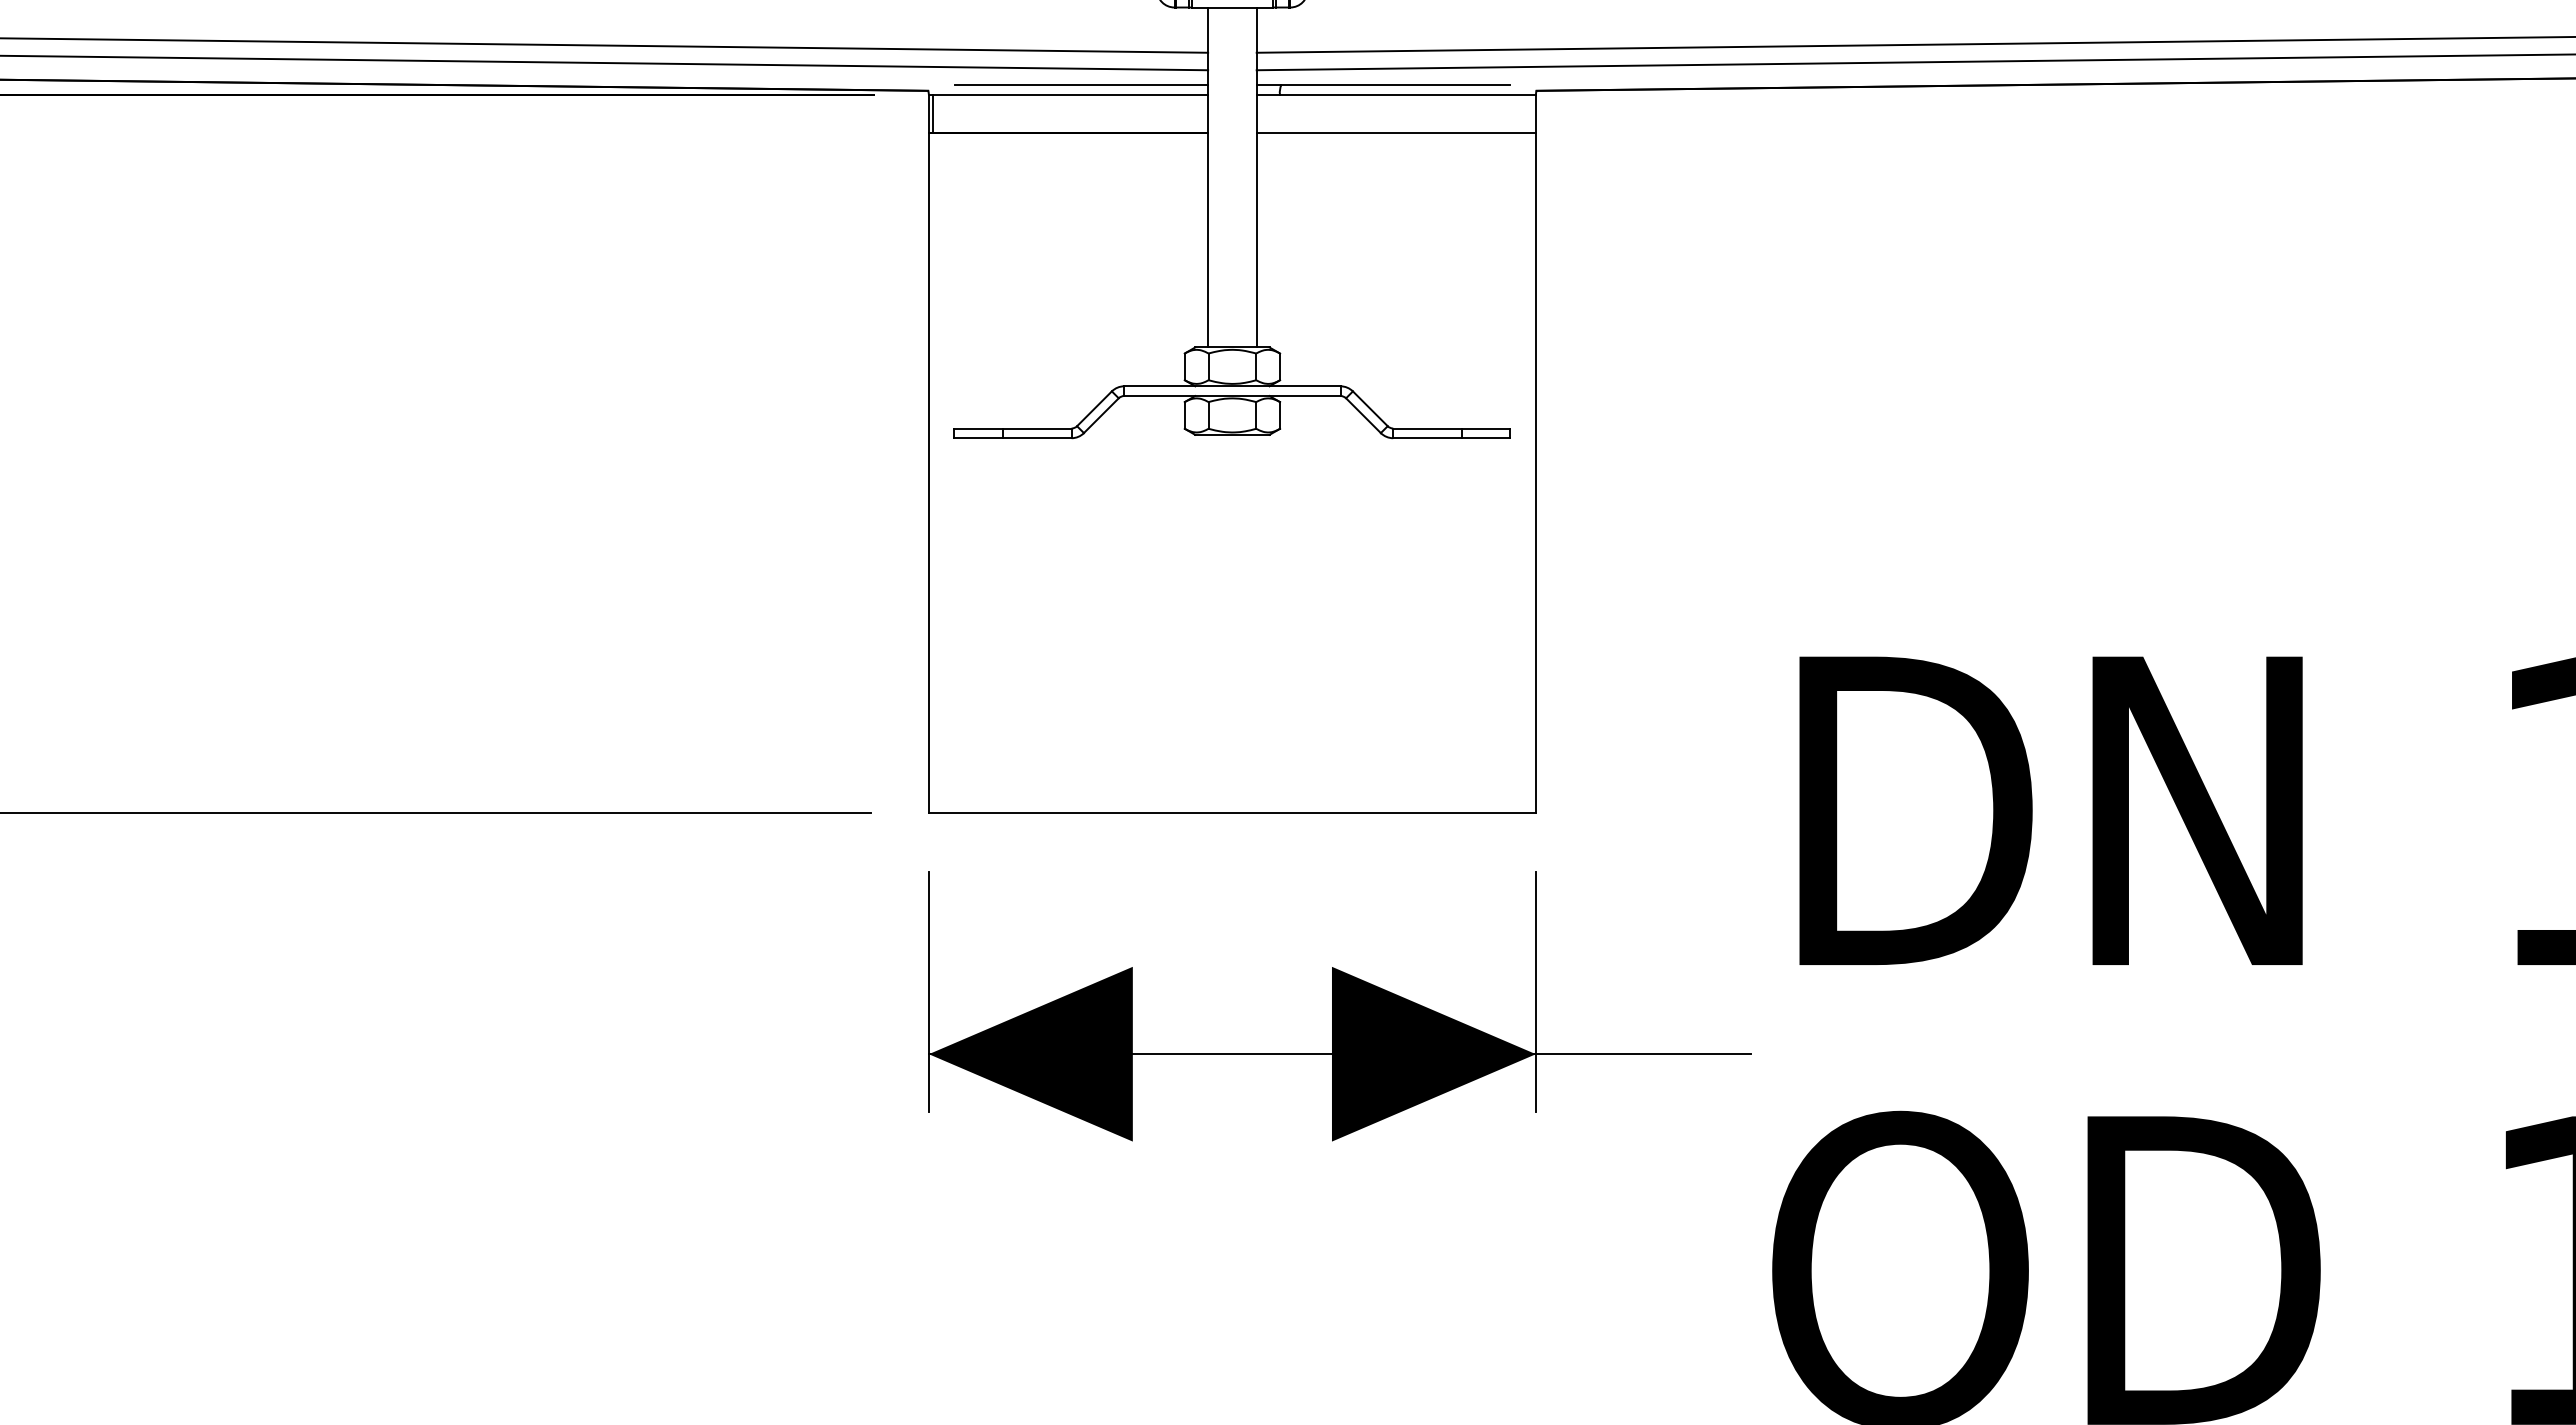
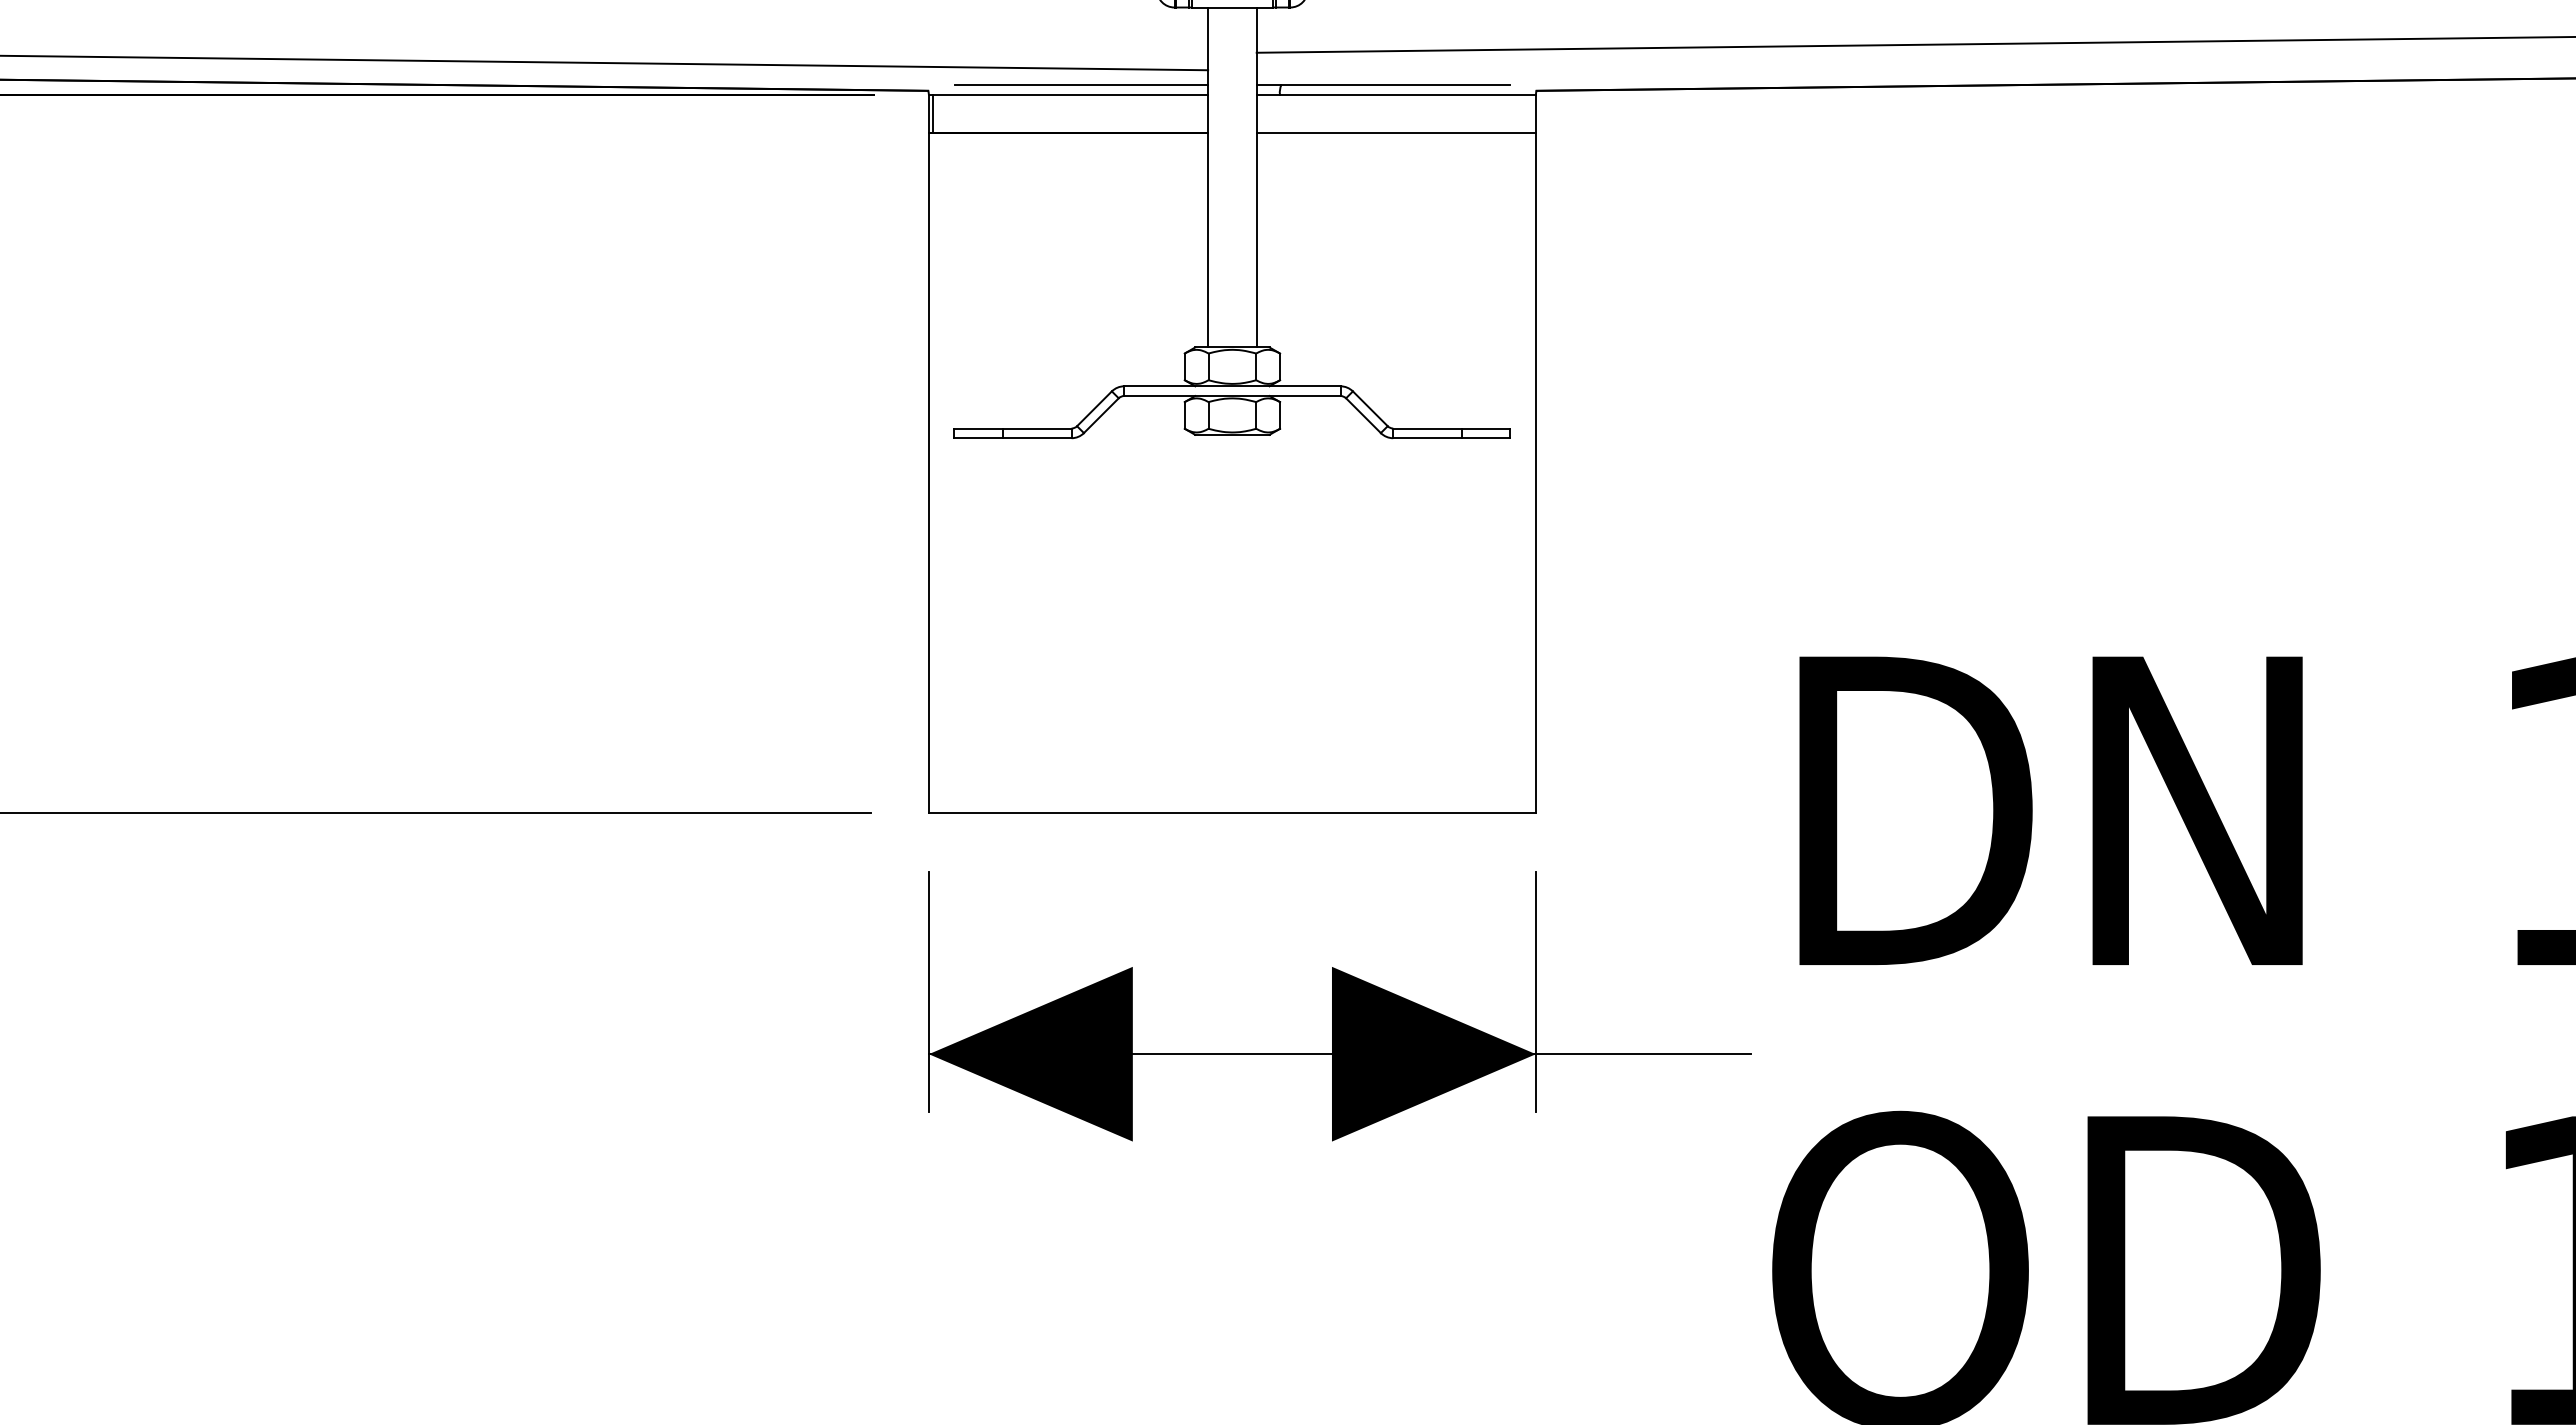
line: present -> none (605, 45)
line: present -> none (1914, 62)
